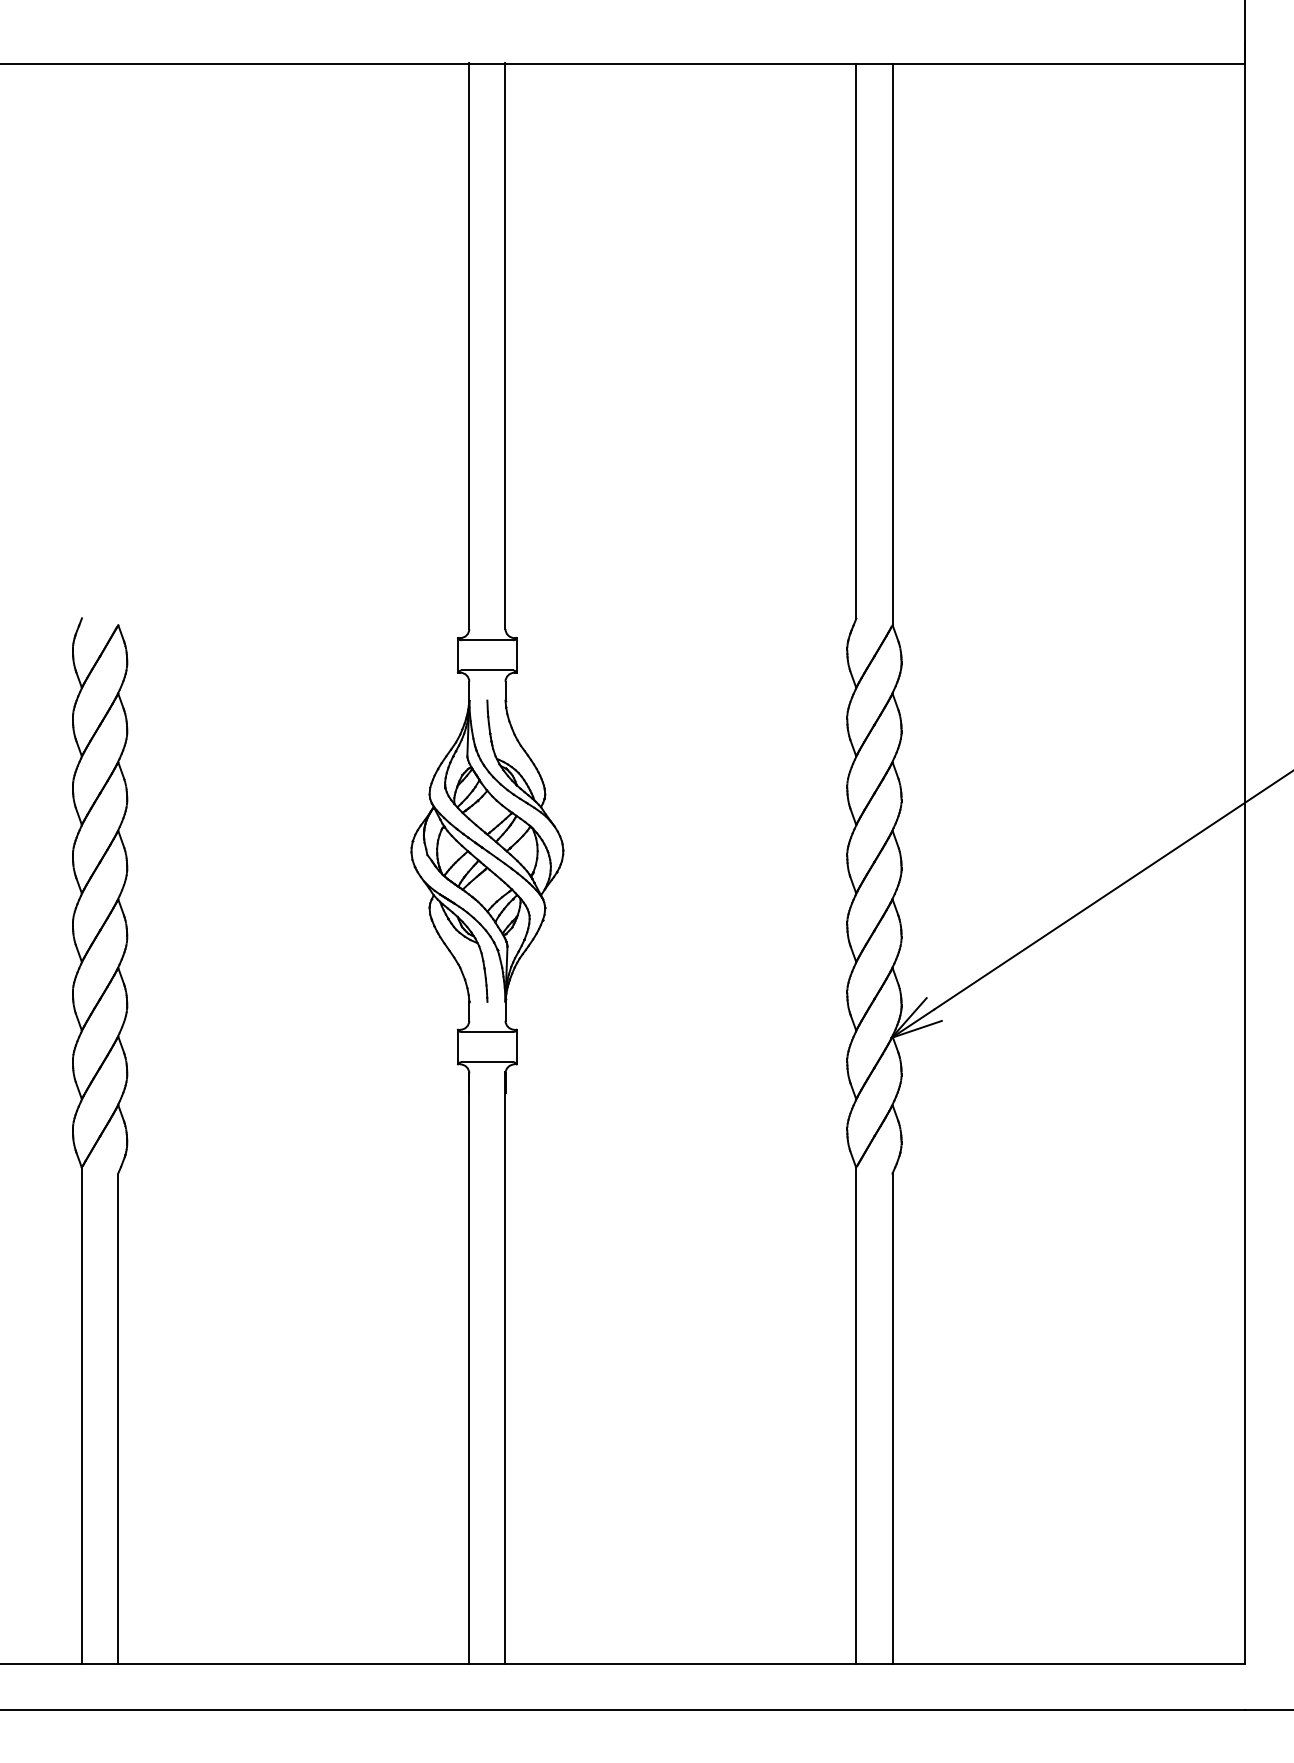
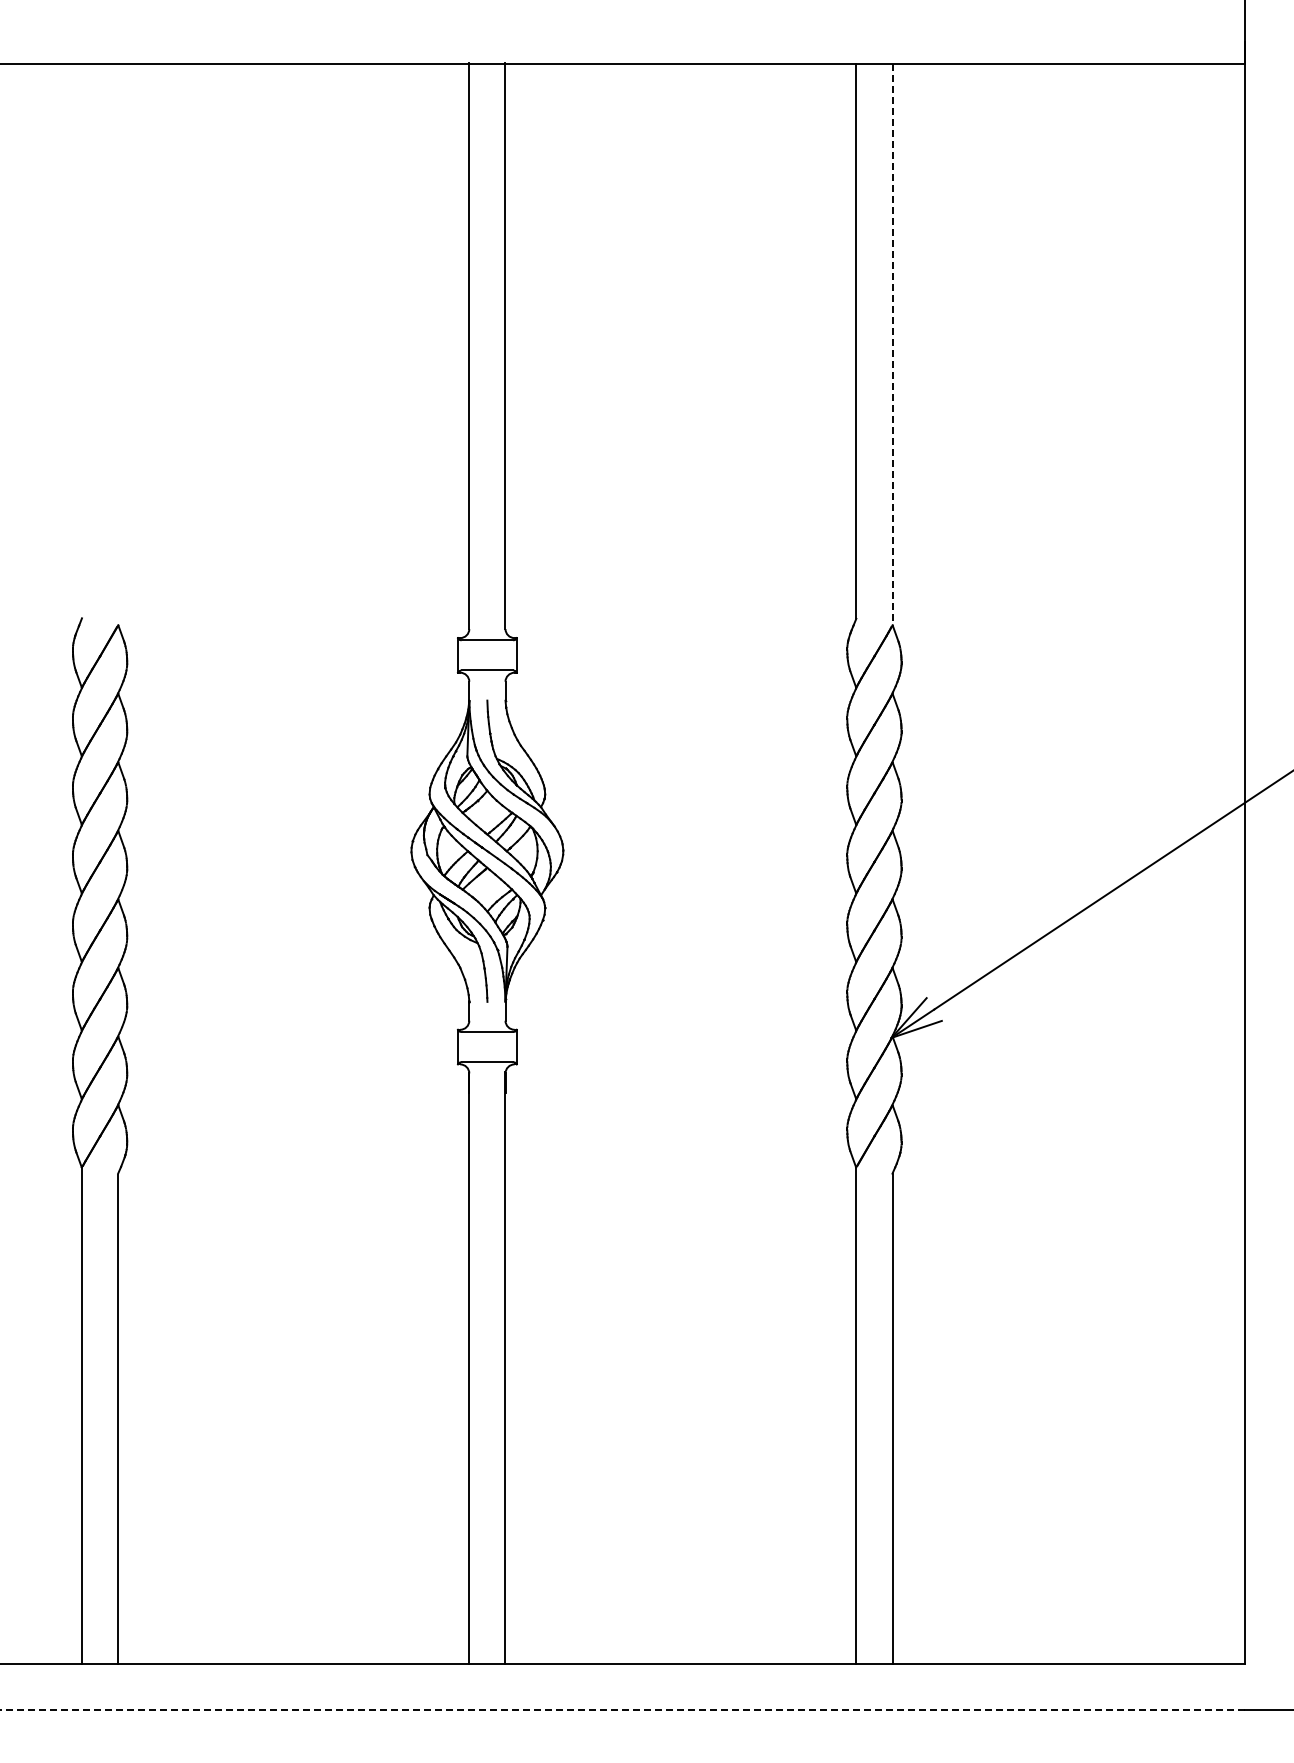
line: solid -> dashed (892, 344)
line: solid -> dashed (622, 1710)
